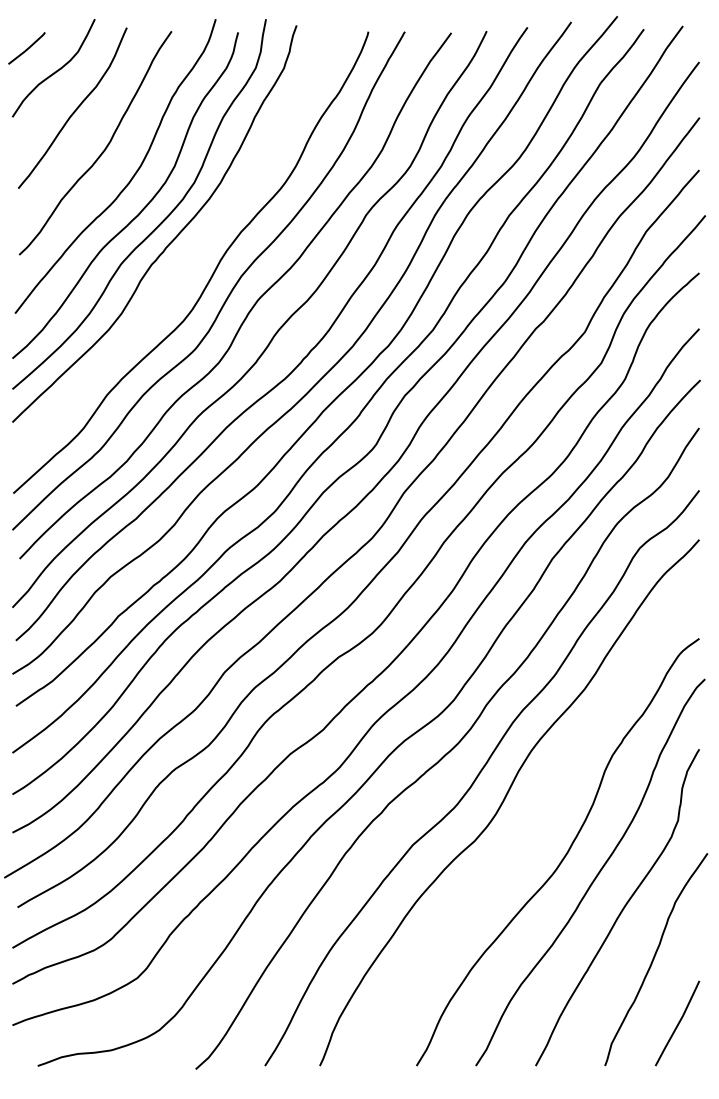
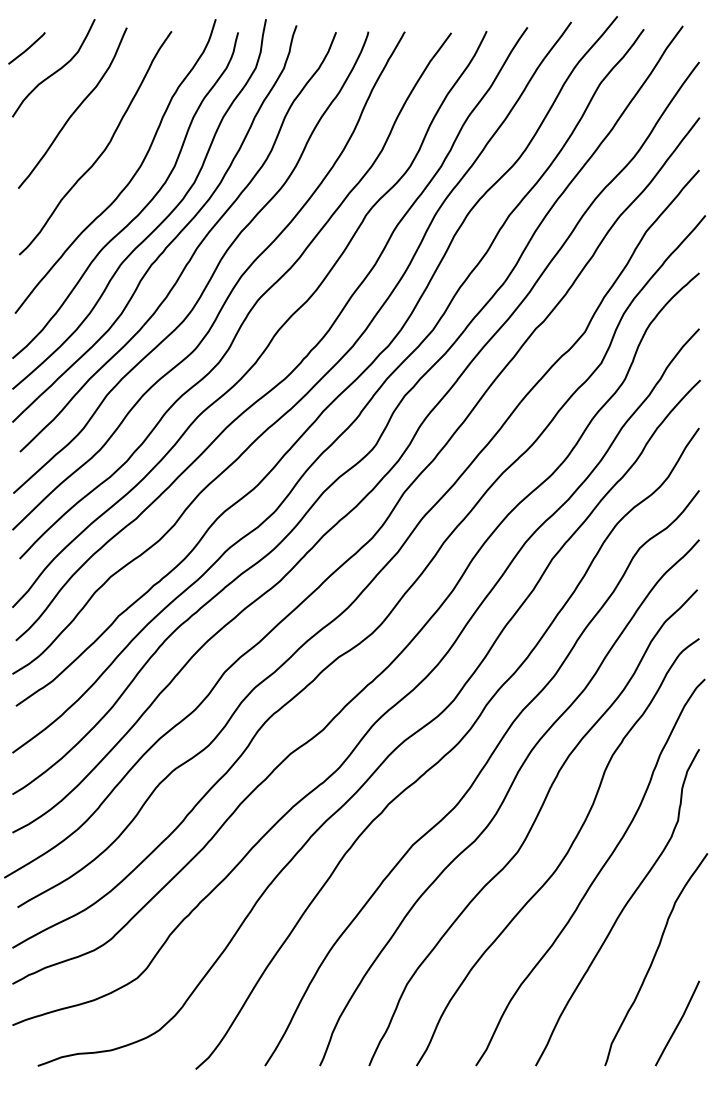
curve: none -> present (192, 253)
curve: none -> present (532, 827)
